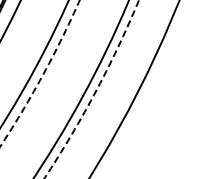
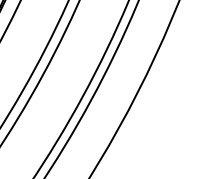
circle: dashed -> solid (39, 73)
circle: dashed -> solid (91, 89)
